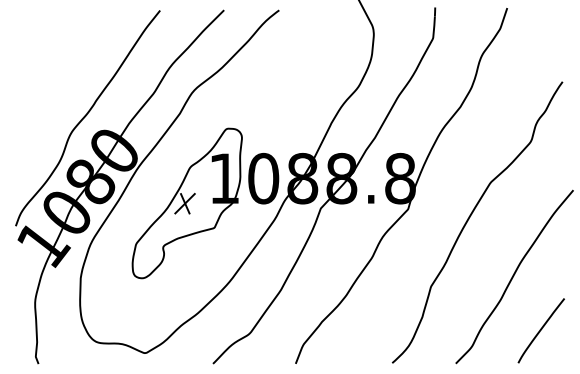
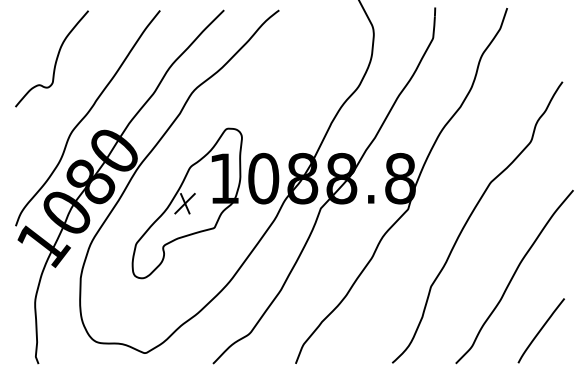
curve: none -> present (55, 59)
